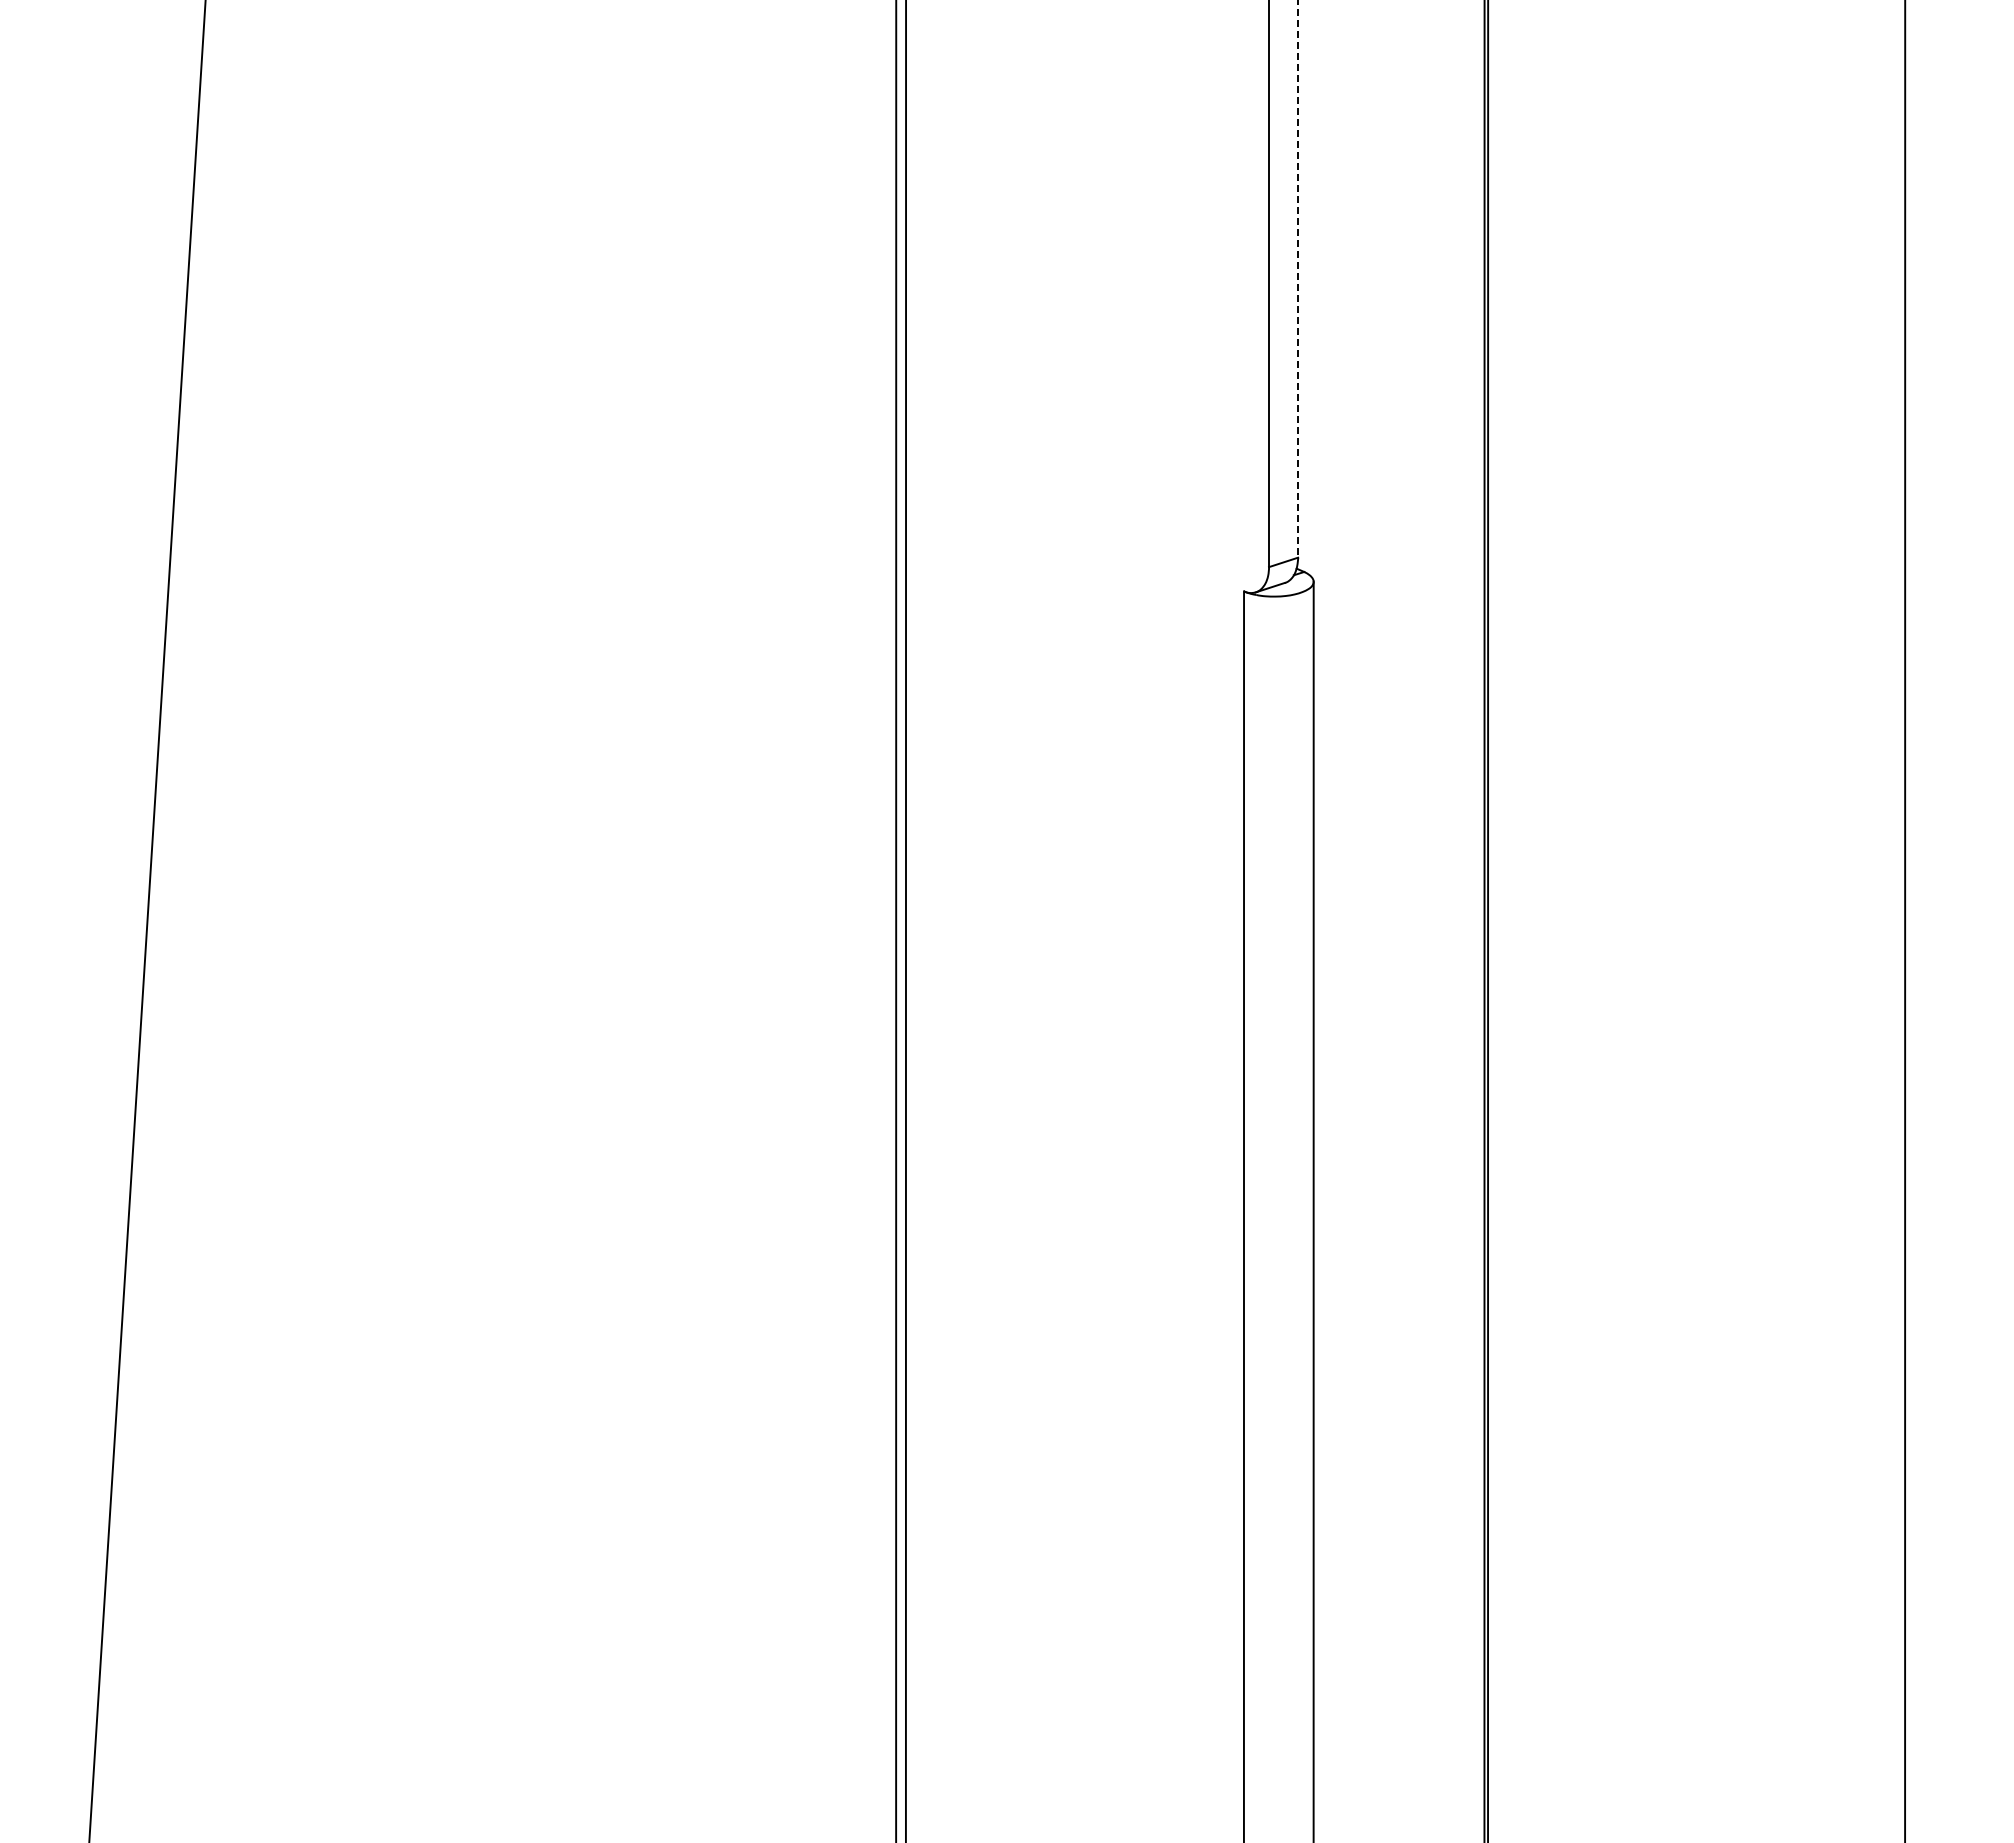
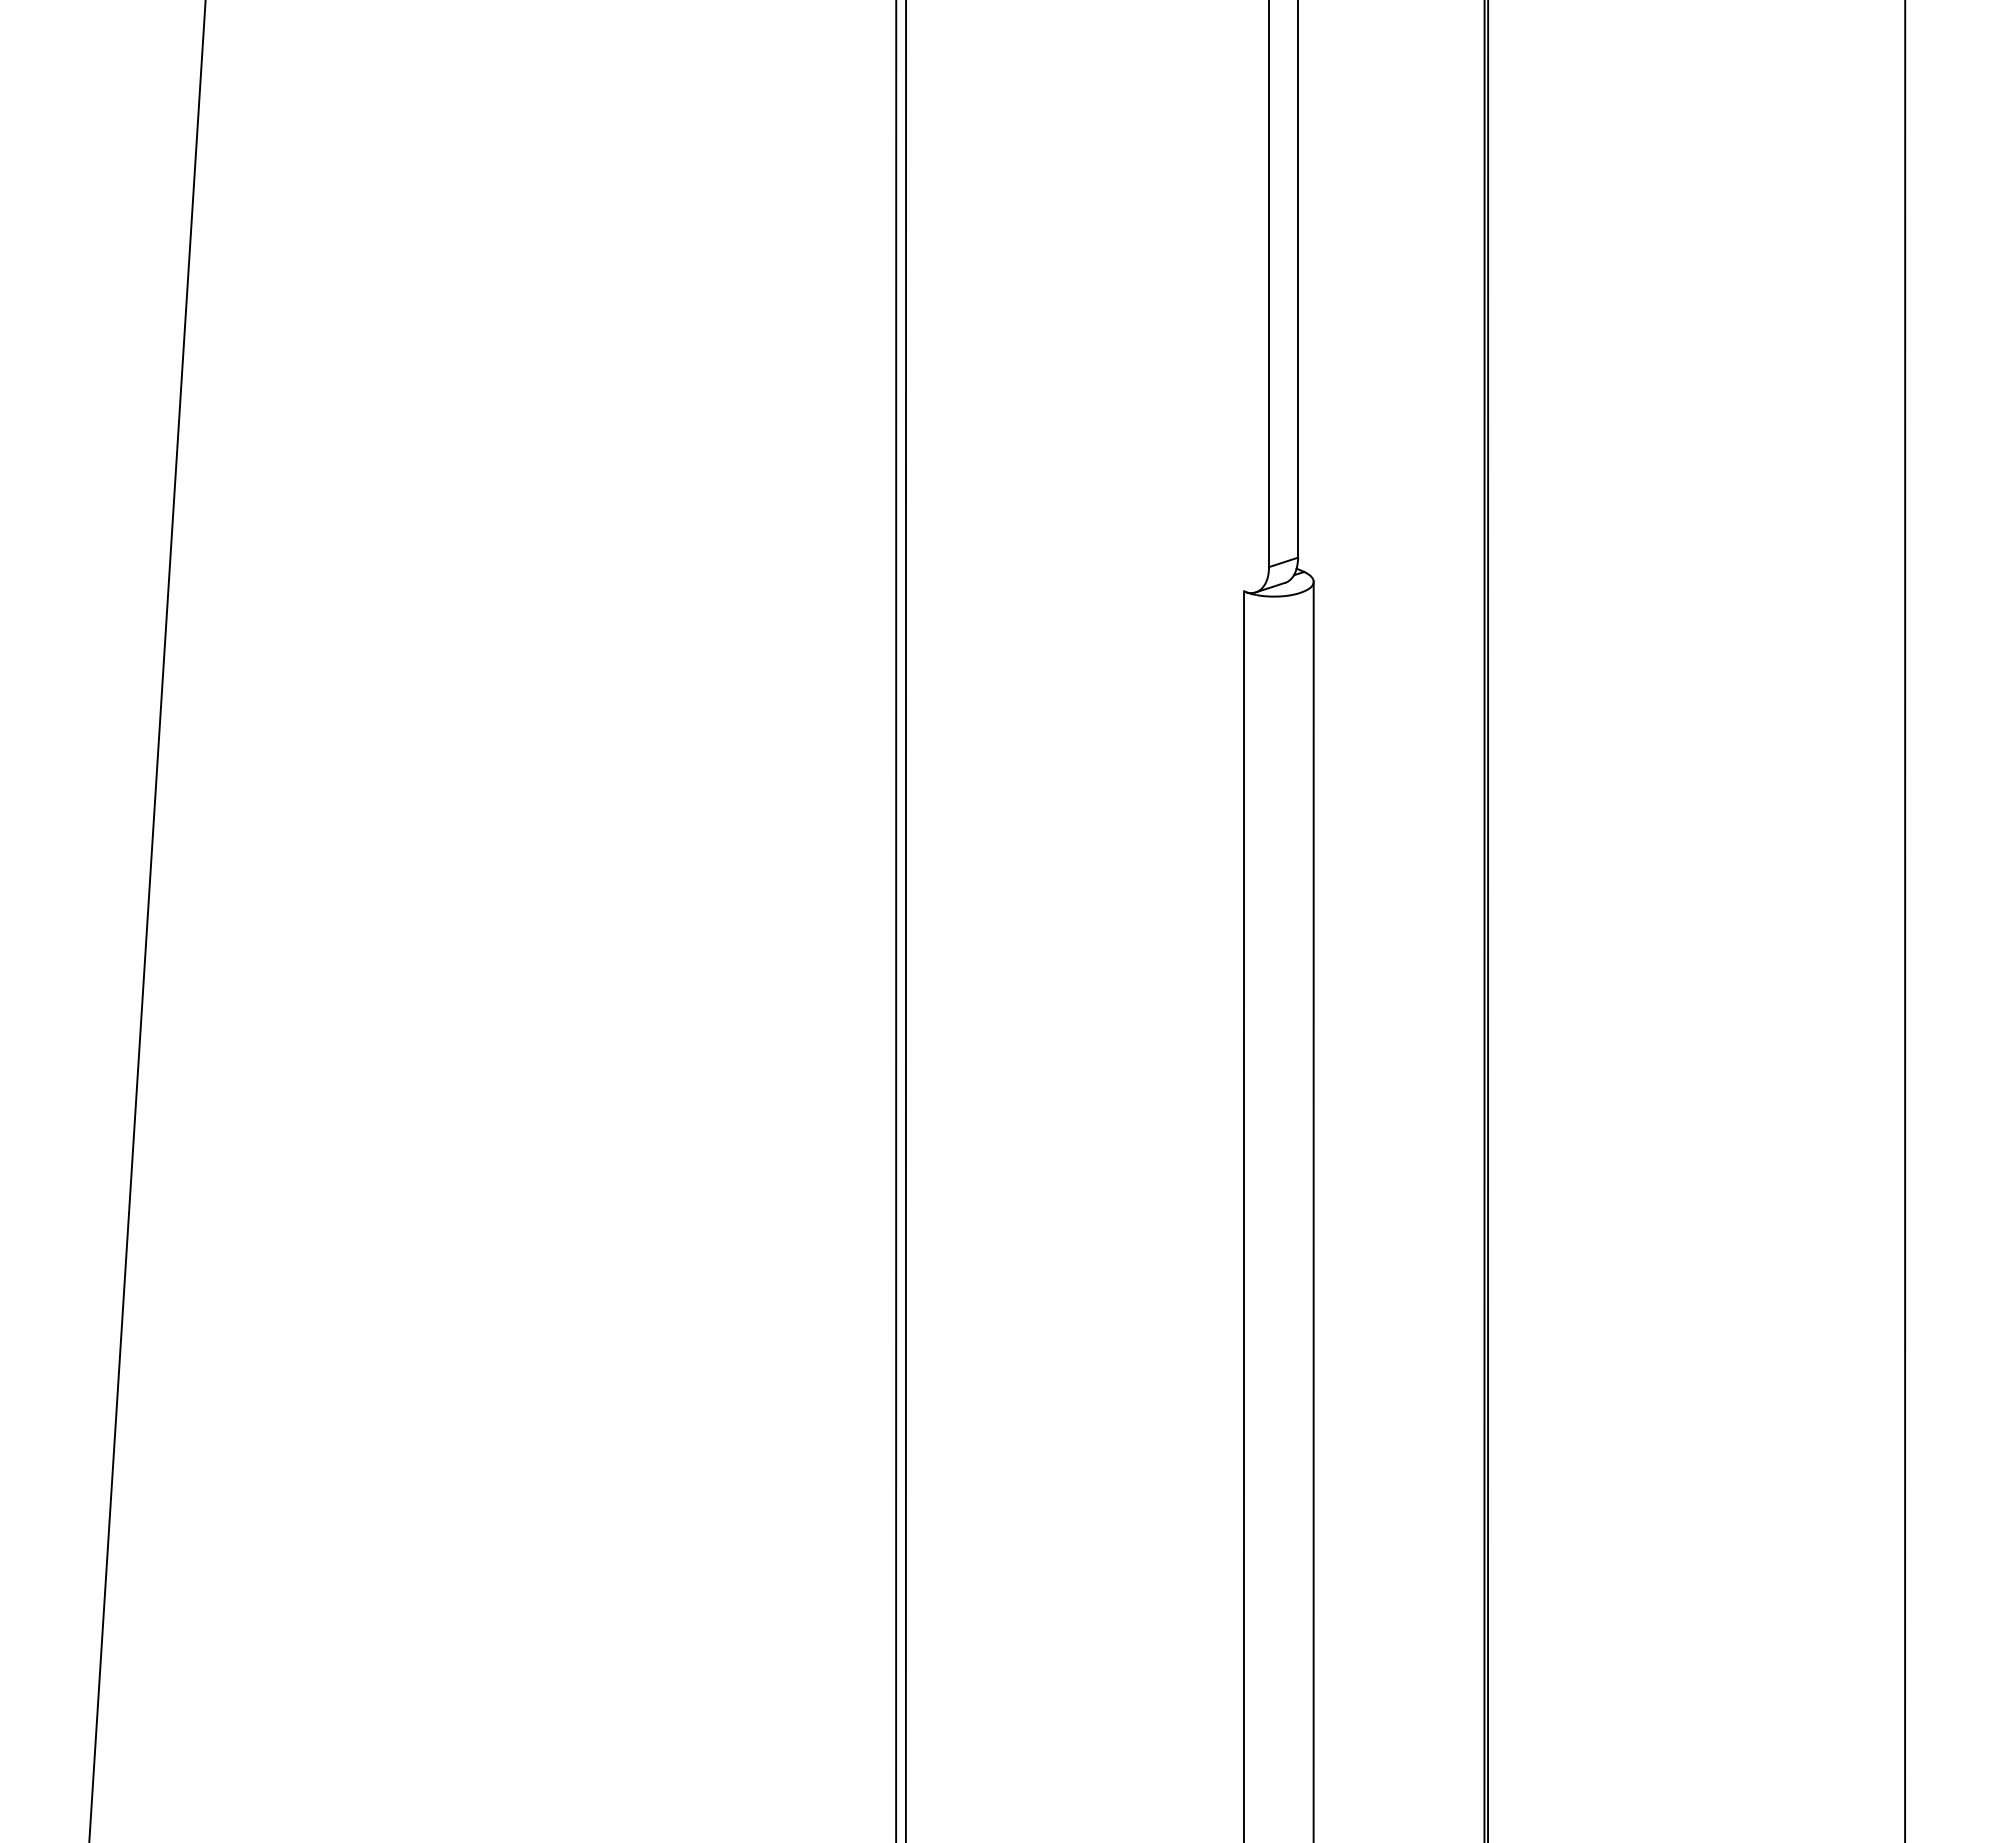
line: dashed -> solid (1298, 278)
